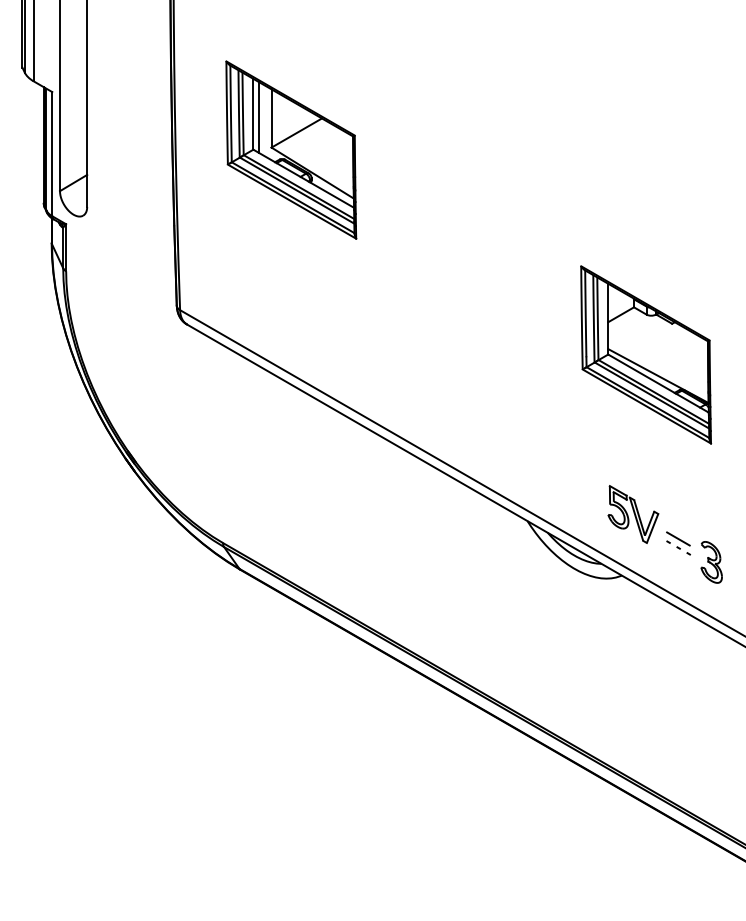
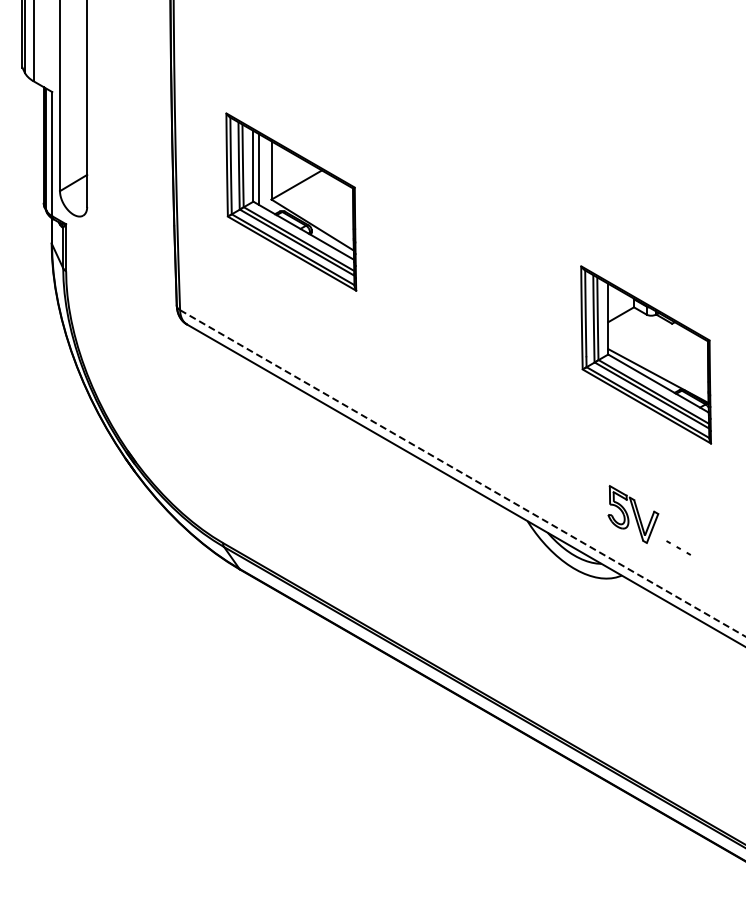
part position: (291, 149) -> (291, 201) (291, 201)
line: solid -> dashed (463, 473)
line: present -> none (678, 538)
part: present -> none (711, 562)
